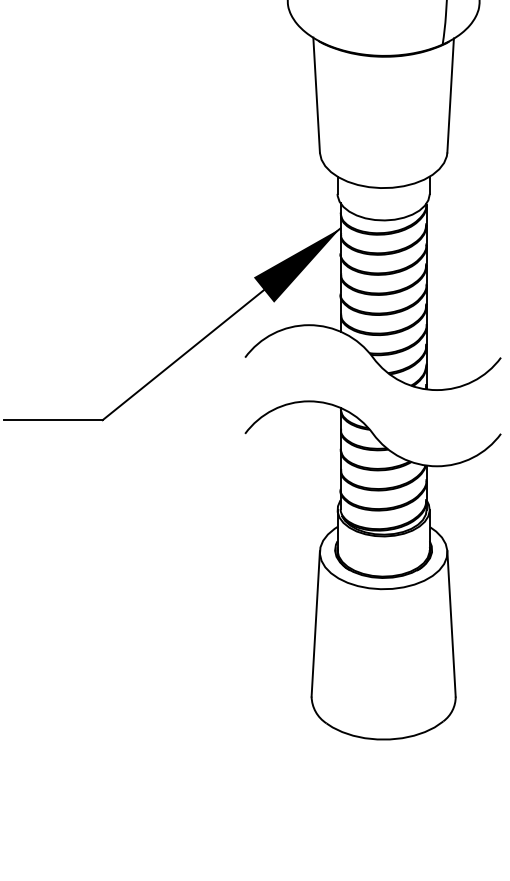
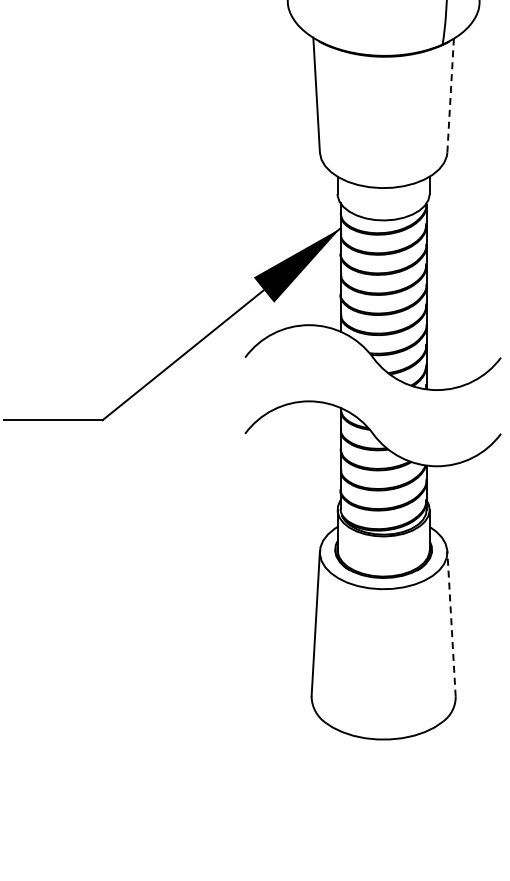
line: solid -> dashed (450, 95)
line: solid -> dashed (451, 623)
